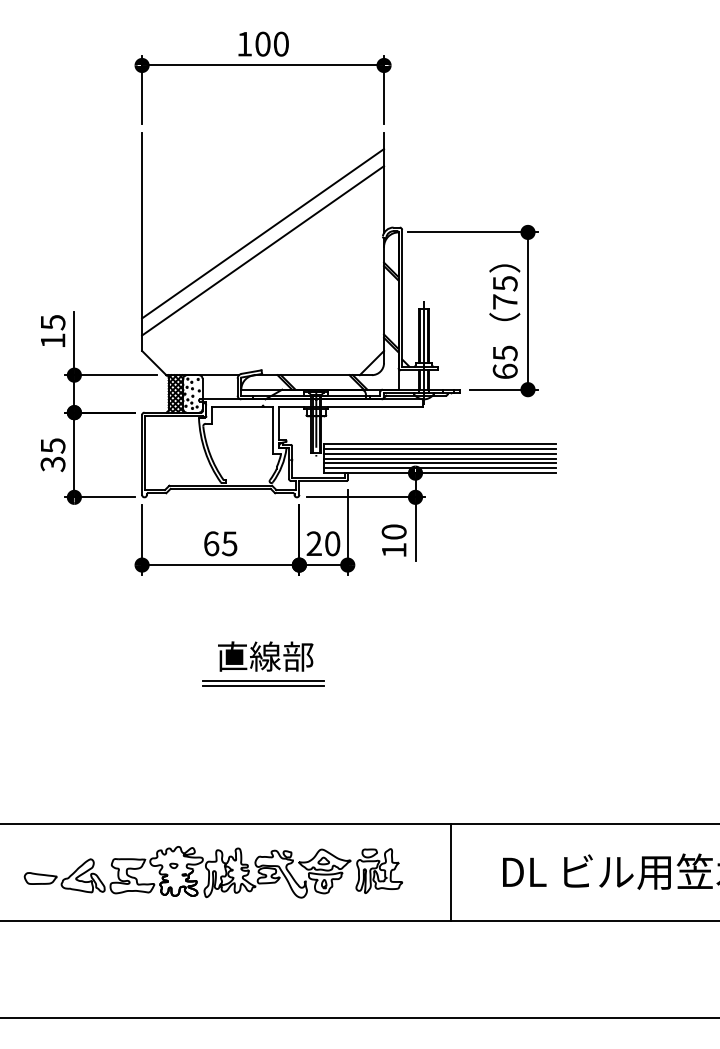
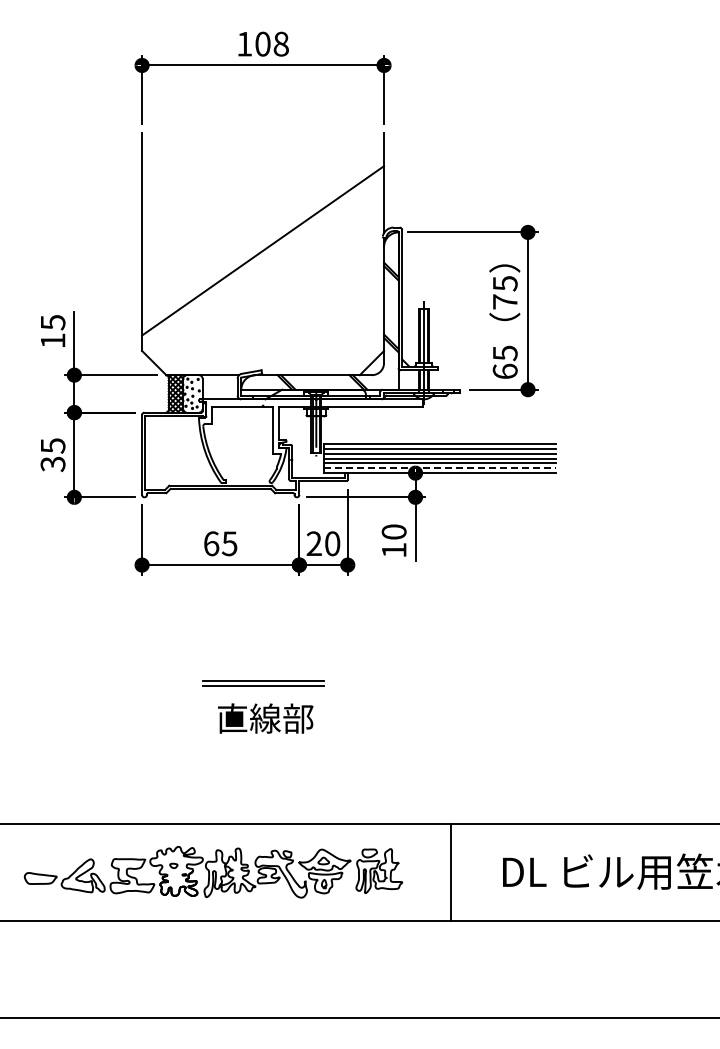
text: 100 -> 108 (280, 44)
line: present -> none (263, 233)
line: solid -> dashed (440, 468)
text position: (265, 656) -> (265, 718) (265, 718)
